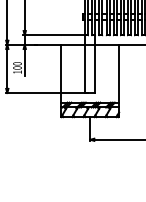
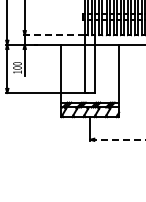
line: solid -> dashed (54, 35)
line: solid -> dashed (118, 139)
